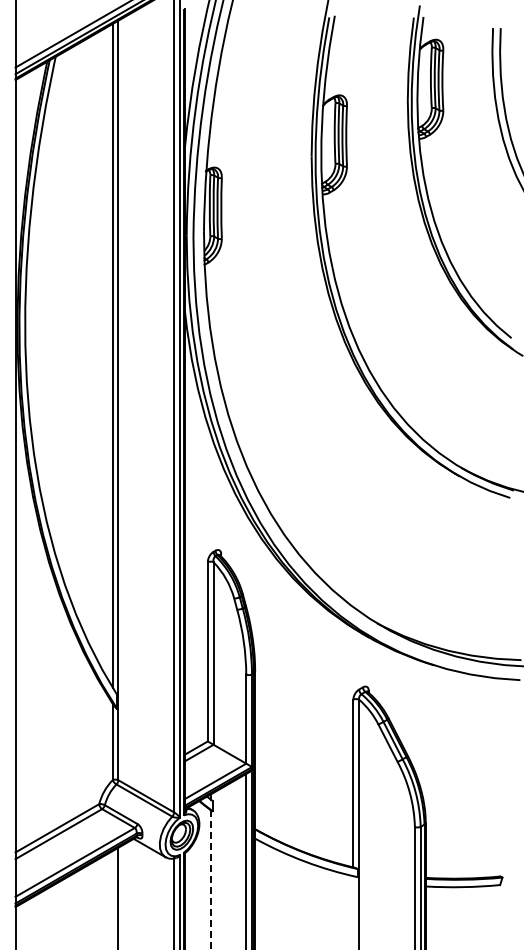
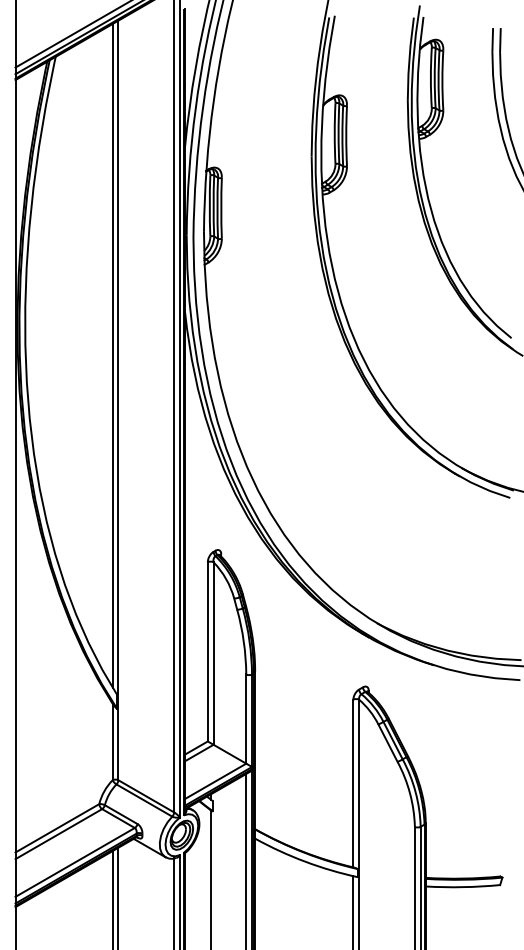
line: dashed -> solid (210, 879)
line: none -> present (112, 898)
line: none -> present (353, 911)
